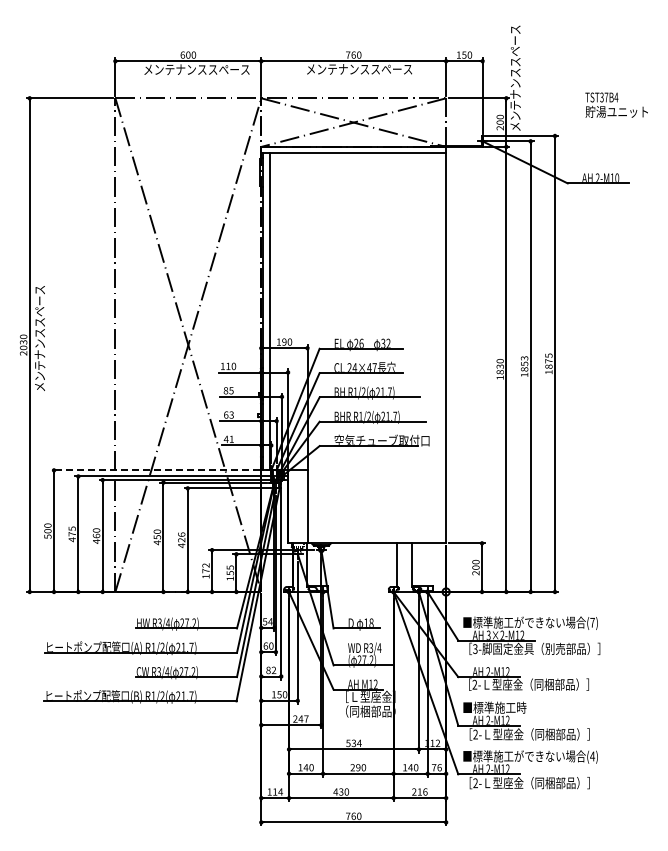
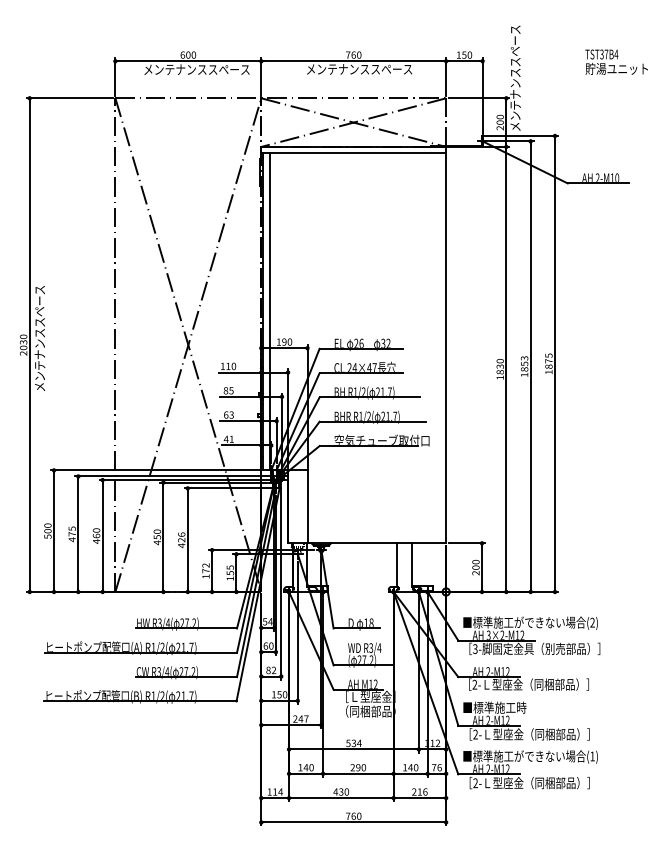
text position: (616, 104) -> (616, 61) (616, 61)
line: dashed -> solid (155, 470)
text: (7) -> (2) (592, 622)
text: (4) -> (1) (592, 756)
